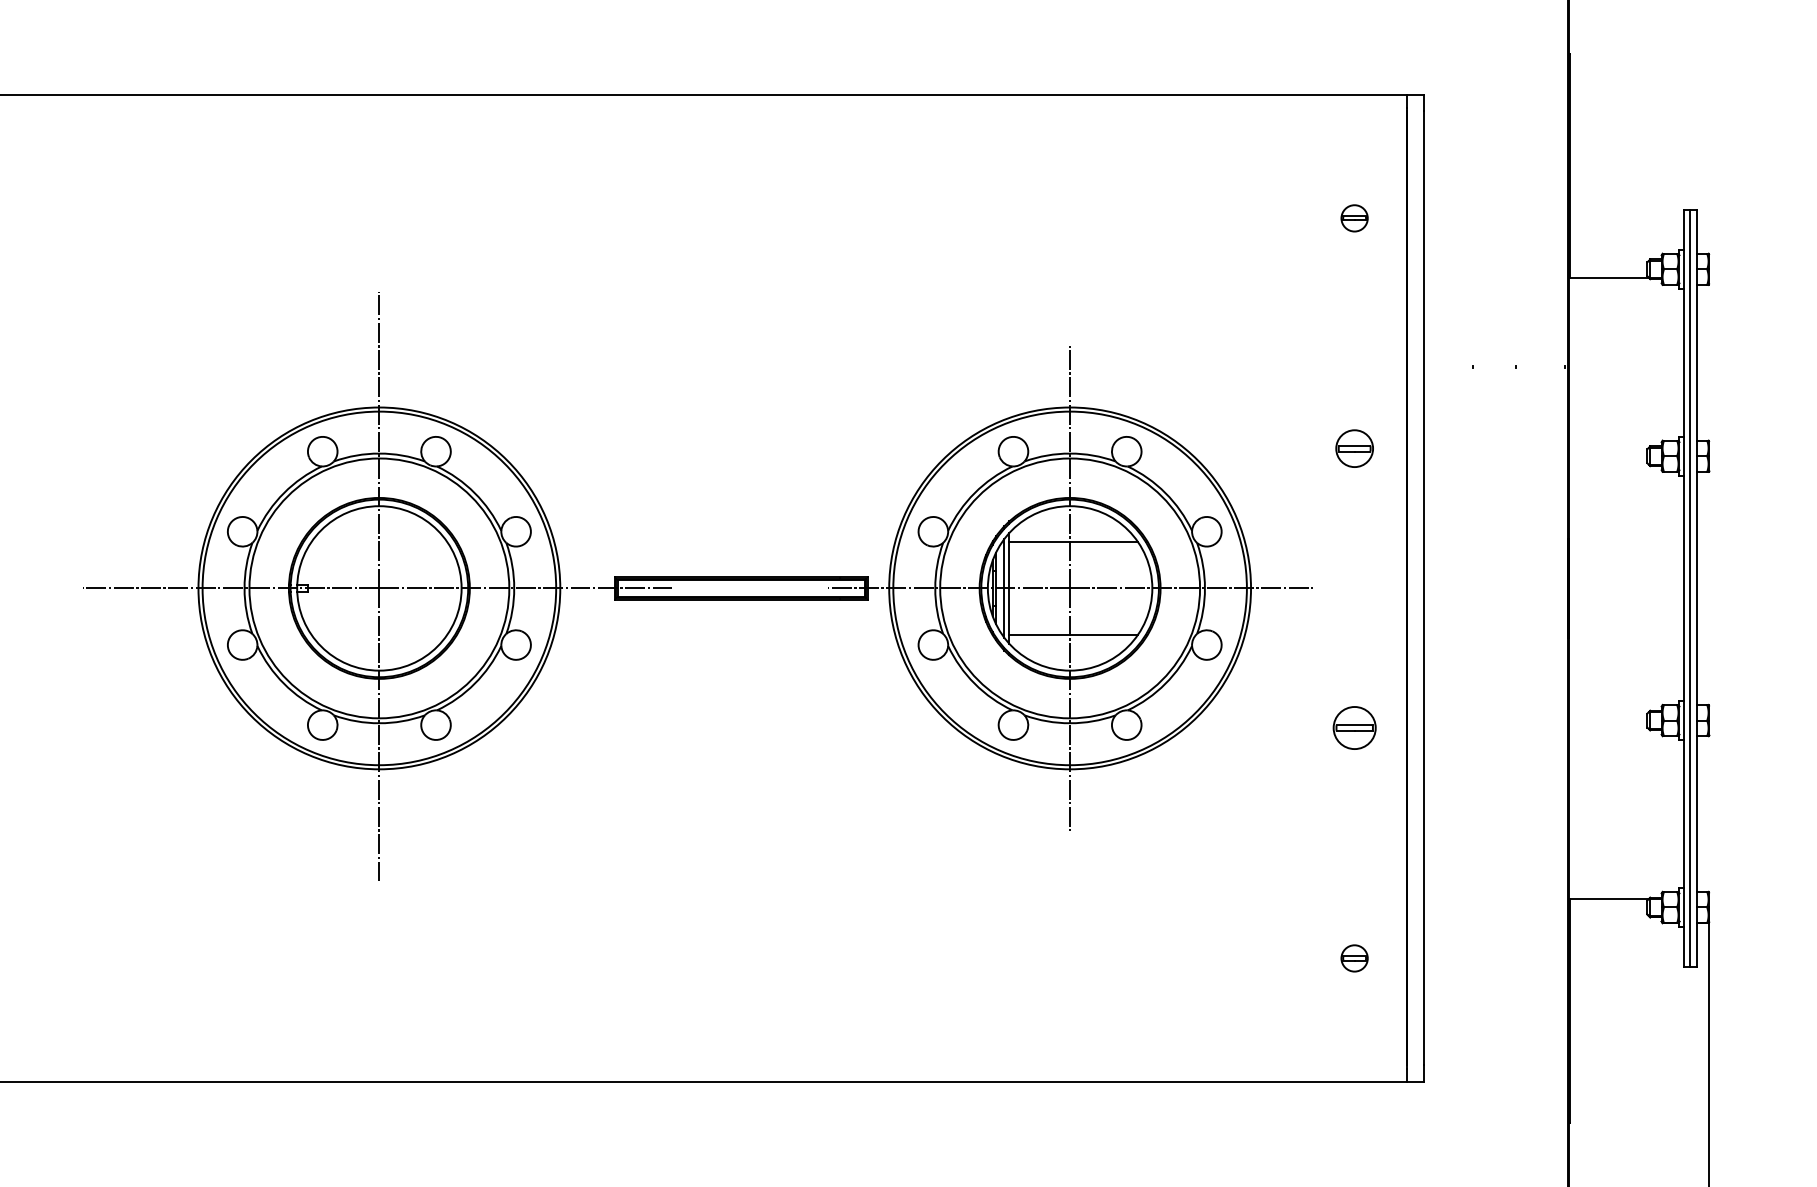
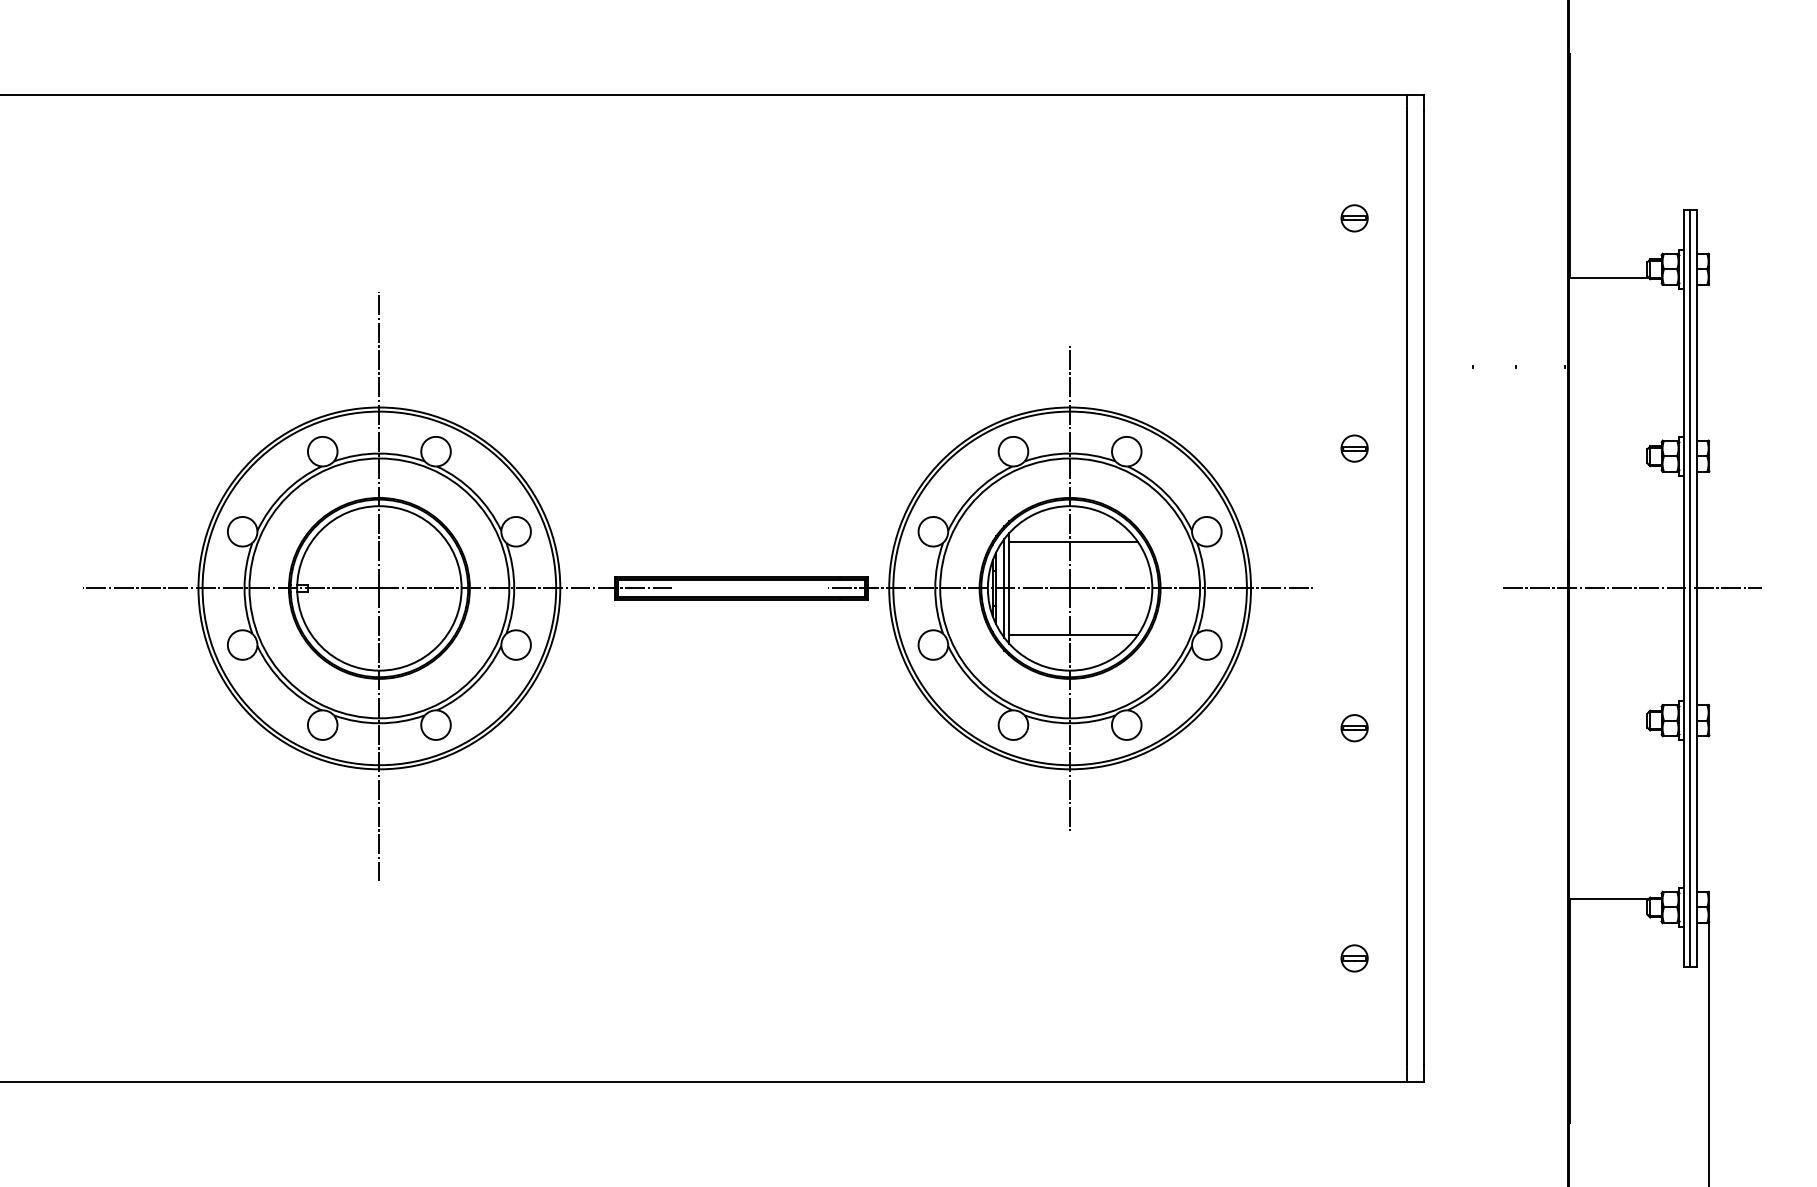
part size: 39x39 px -> 29x29 px (1354, 448)
line: none -> present (1632, 588)
part size: 45x44 px -> 29x29 px (1354, 728)
